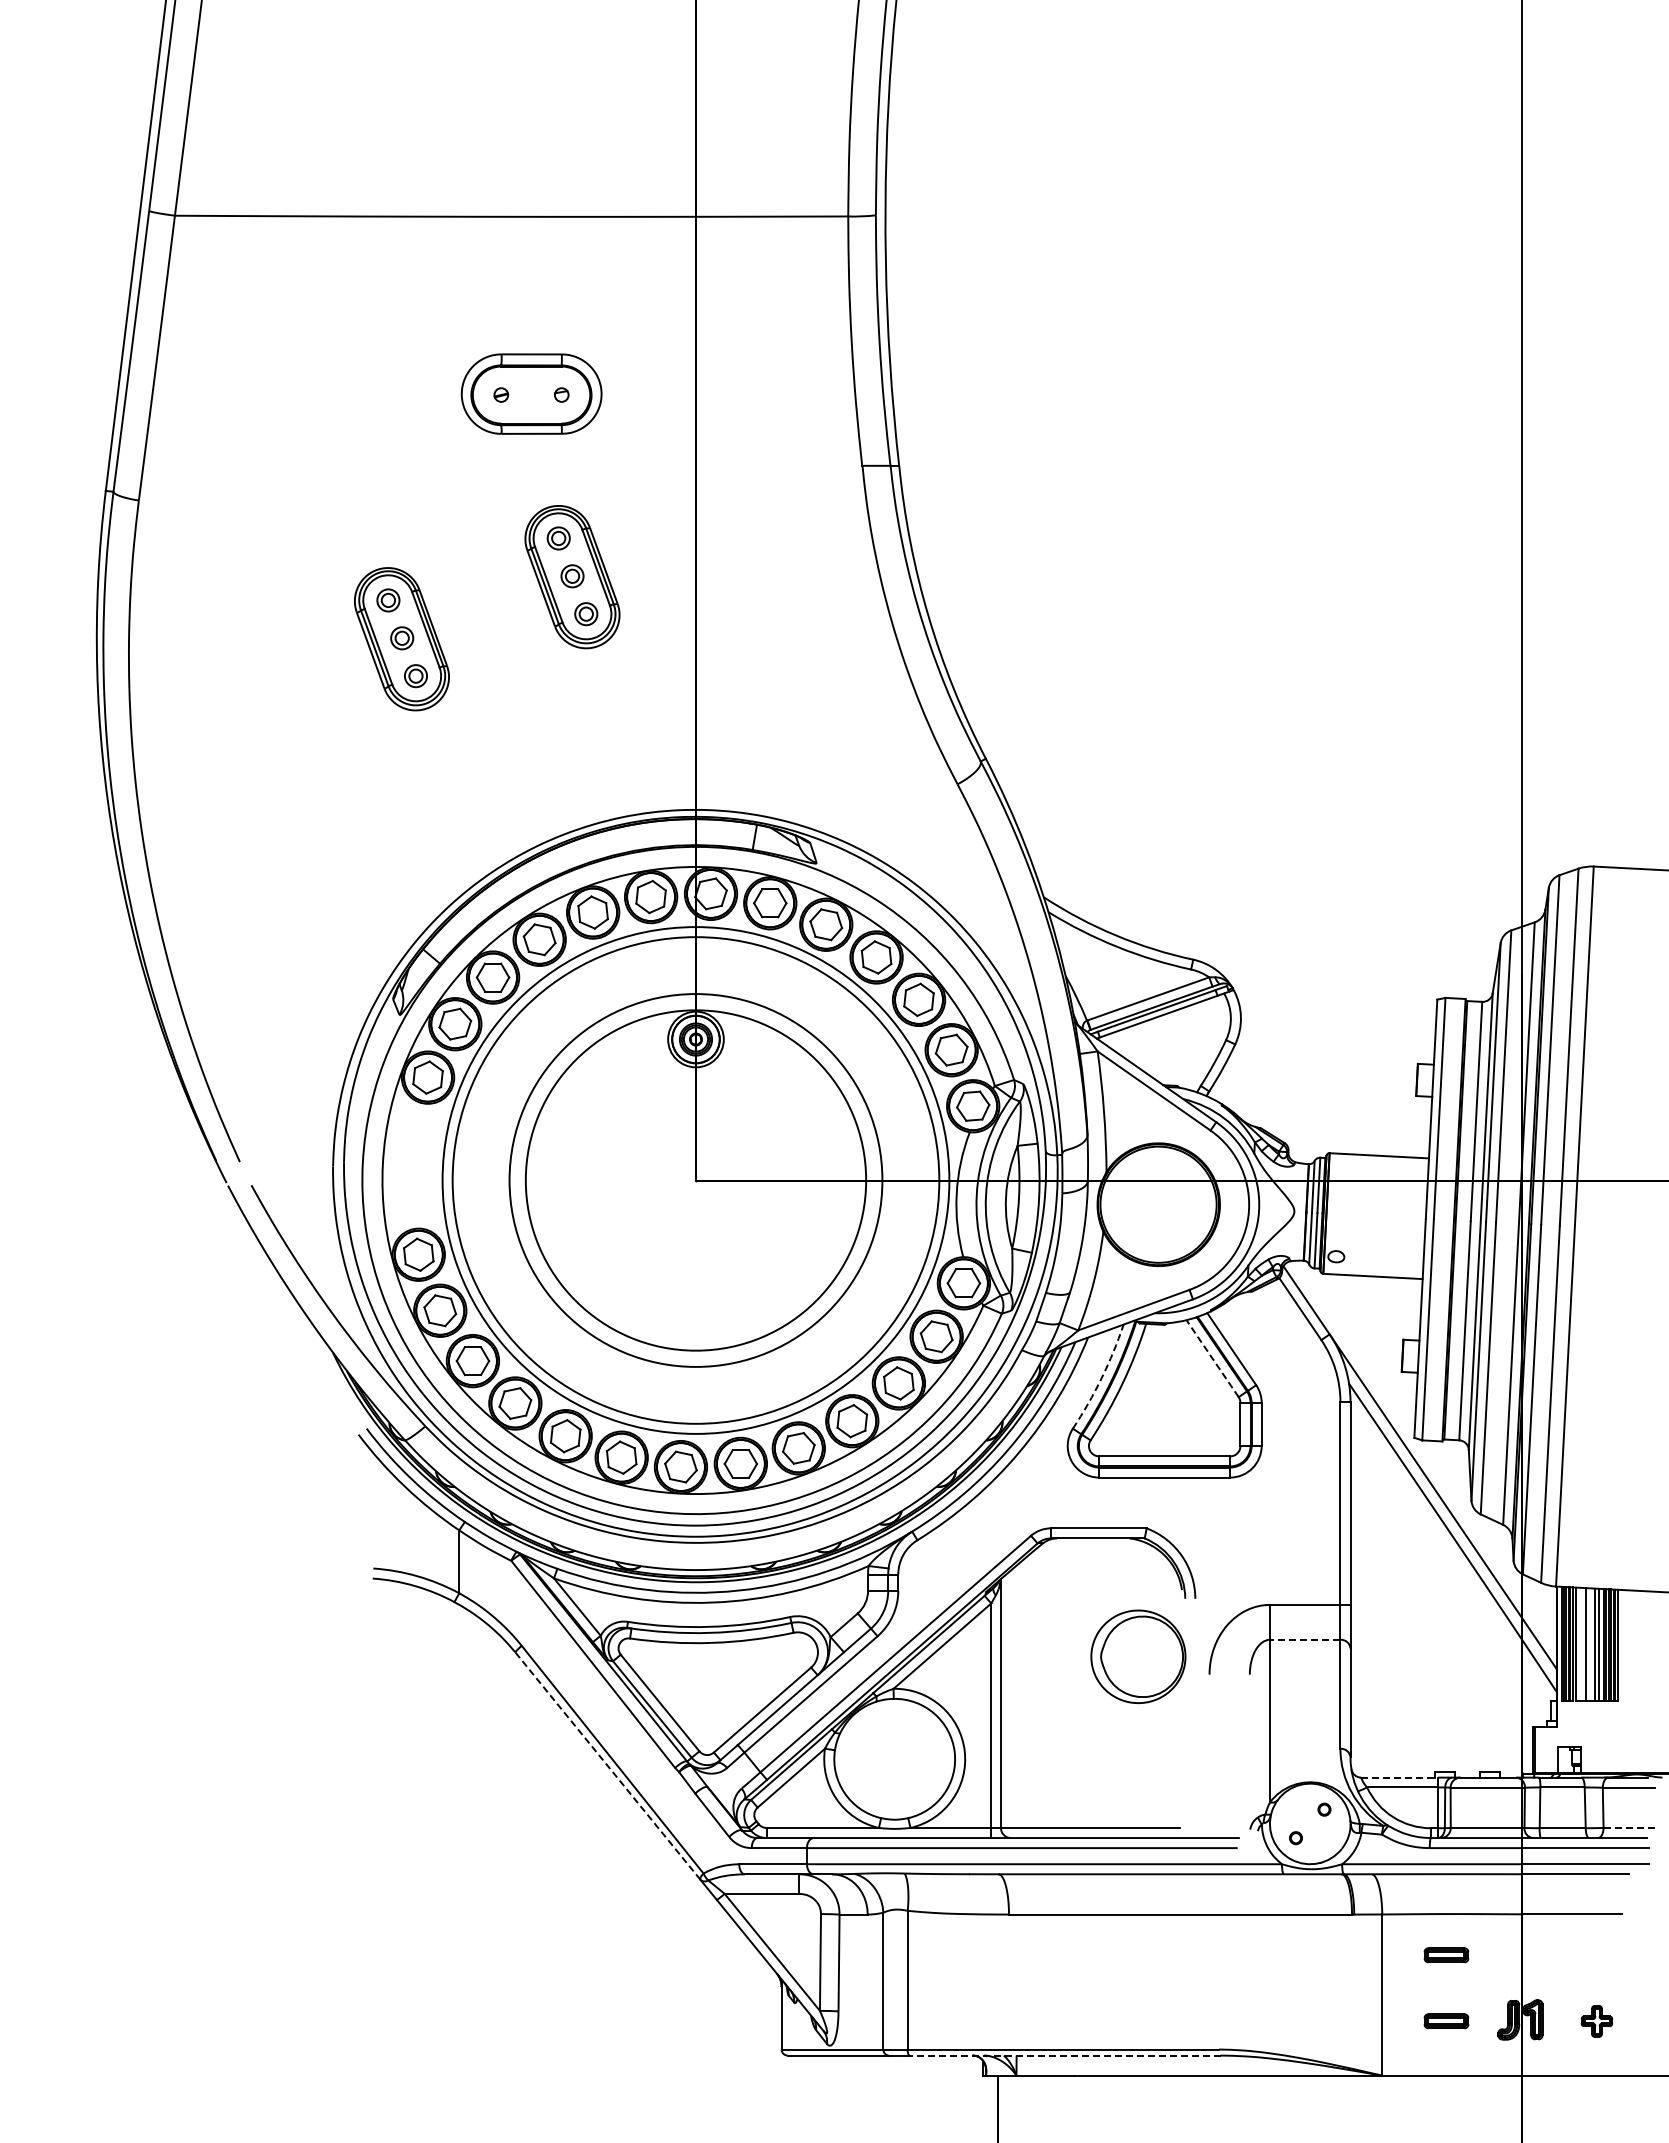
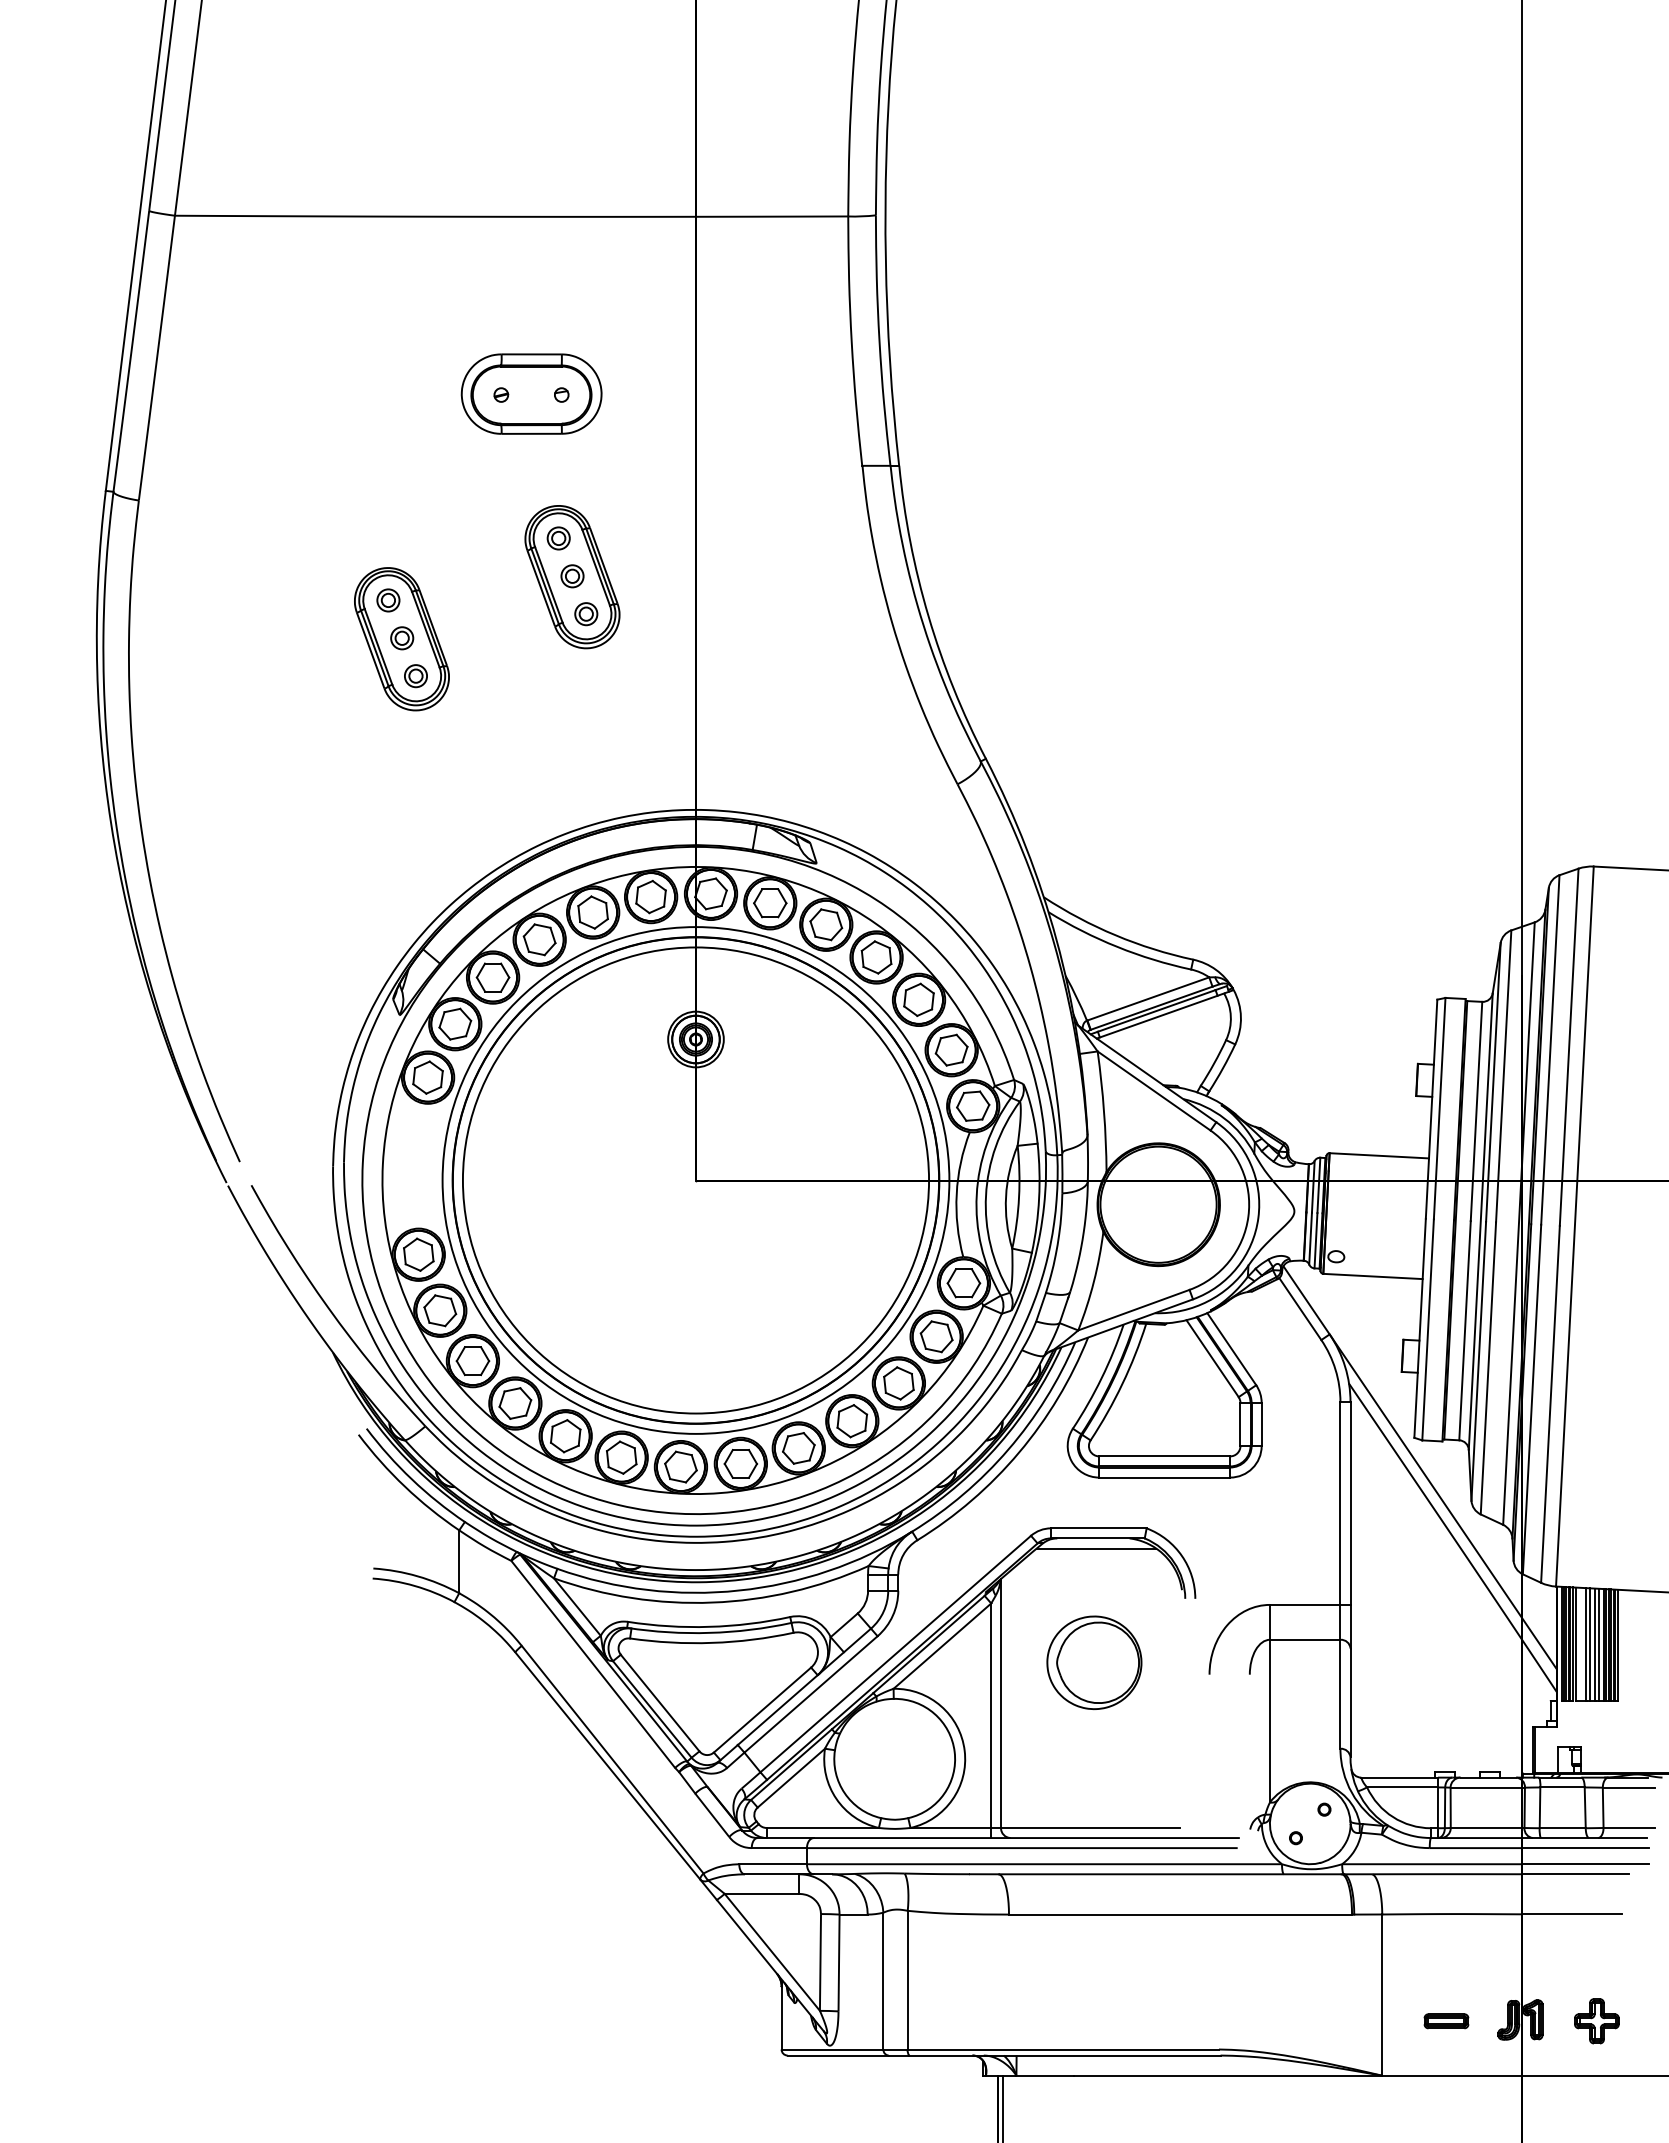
circle diameter: 340 px -> 486 px (695, 1180)
circle diameter: 373 px -> 466 px (695, 1180)
line: dashed -> solid (1212, 1358)
arc: dashed -> solid (1101, 1378)
line: none -> present (1095, 1548)
line: dashed -> solid (1304, 1639)
line: none -> present (1589, 1644)
part position: (1138, 1656) -> (1094, 1662) (1094, 1662)
line: dashed -> solid (607, 1766)
line: dashed -> solid (1400, 1777)
line: dashed -> solid (1629, 1827)
part: present -> none (1446, 1955)
part size: 34x33 px -> 46x47 px (1596, 2021)
line: dashed -> solid (1064, 2055)
line: none -> present (1002, 2107)
